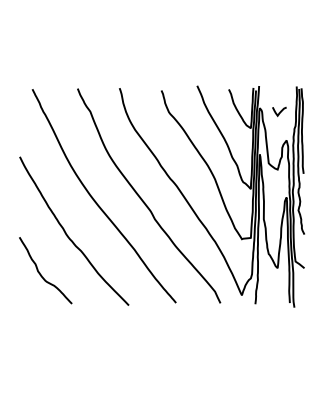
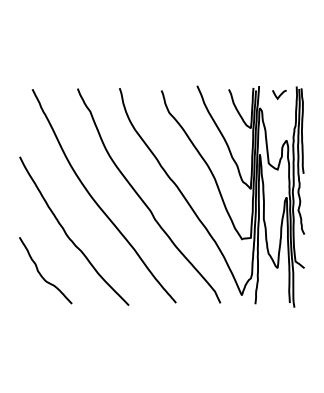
curve position: (279, 111) -> (279, 94) (279, 94)
